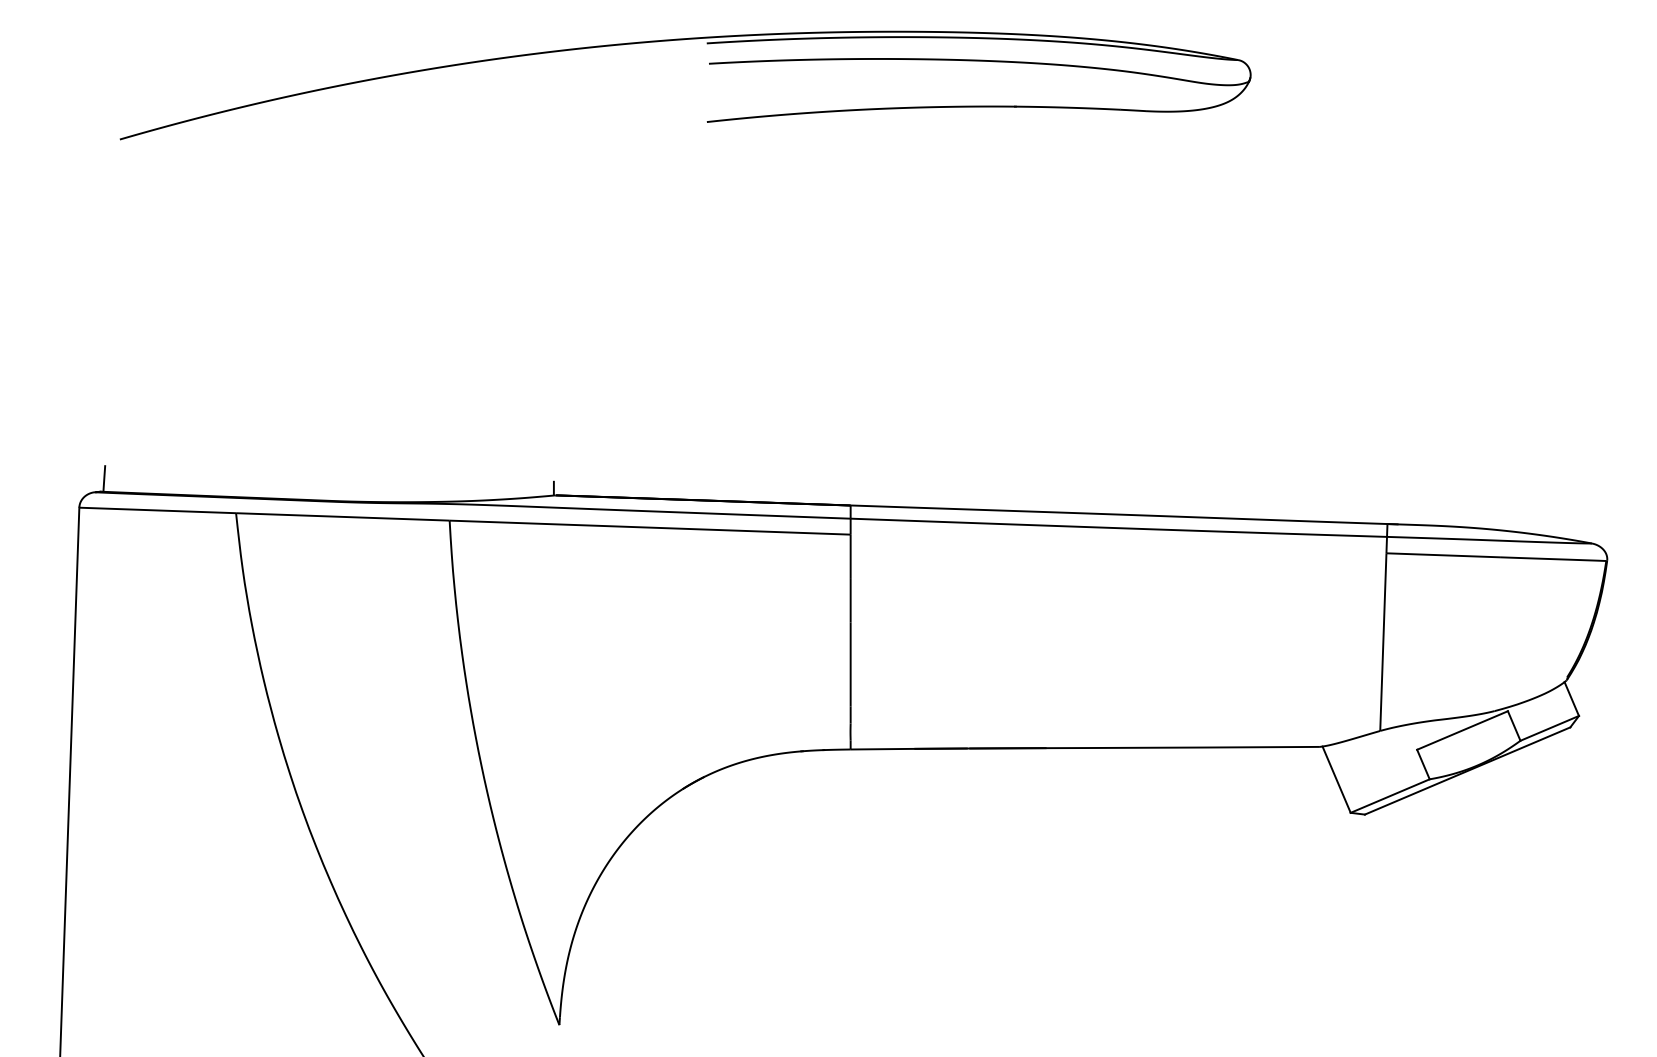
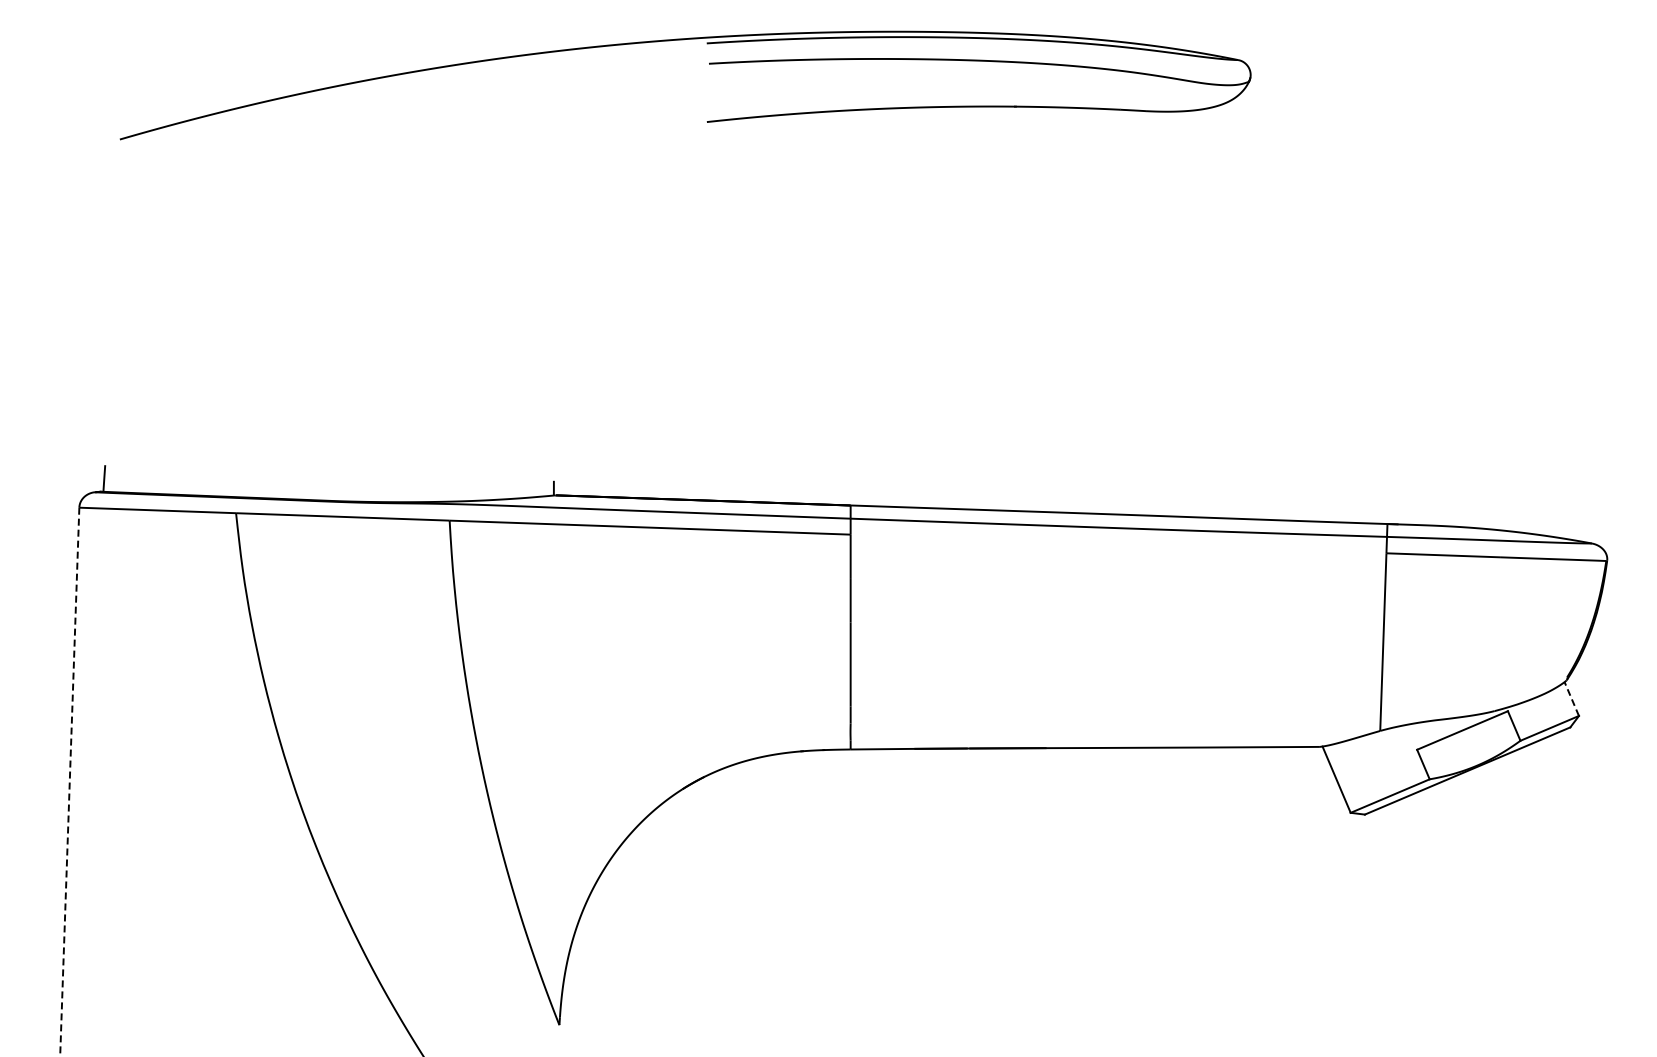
line: solid -> dashed (1571, 698)
line: solid -> dashed (69, 782)
